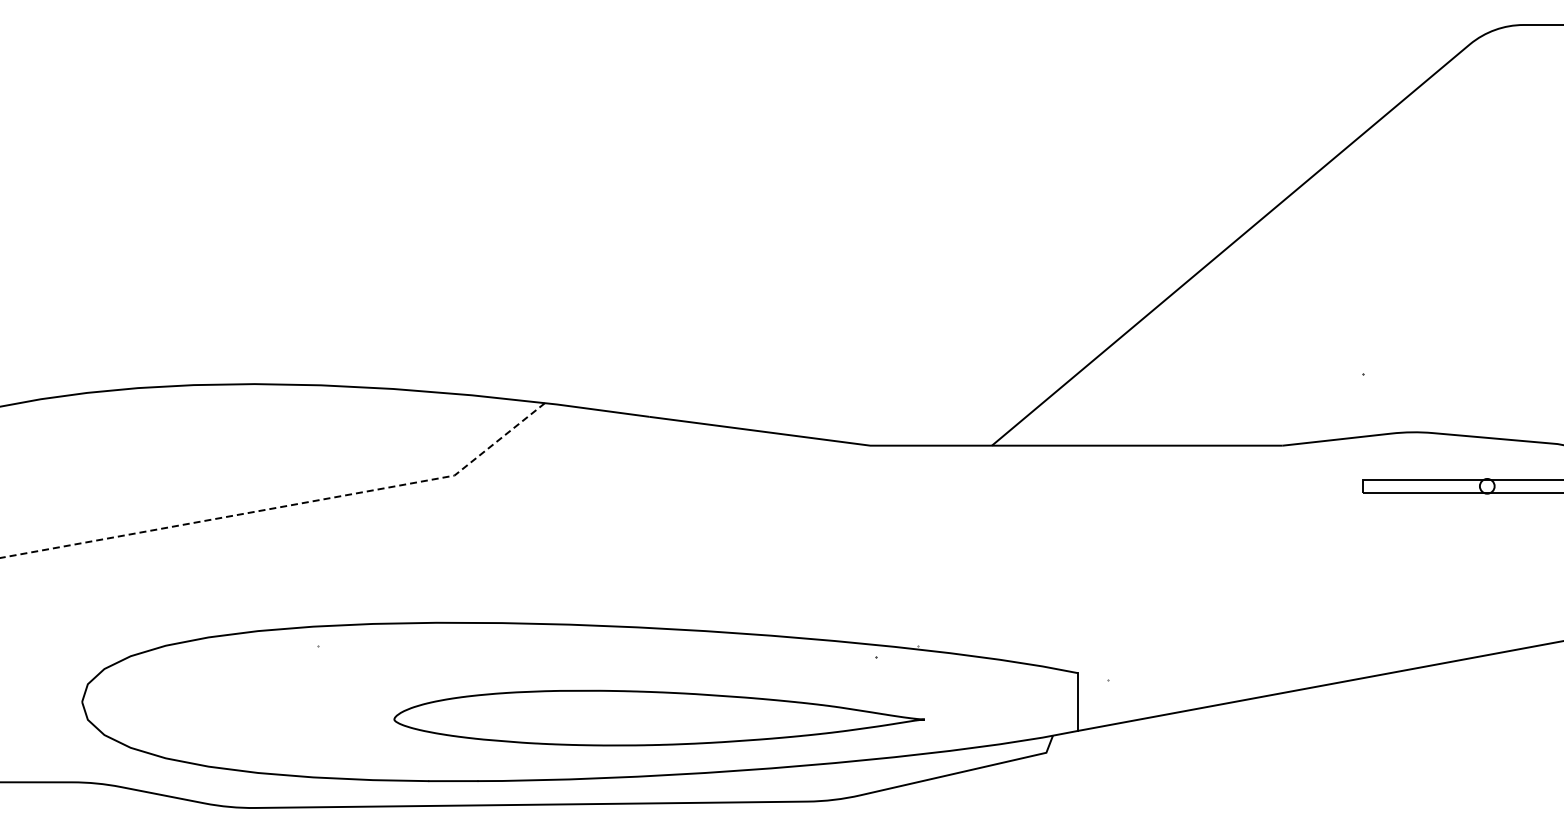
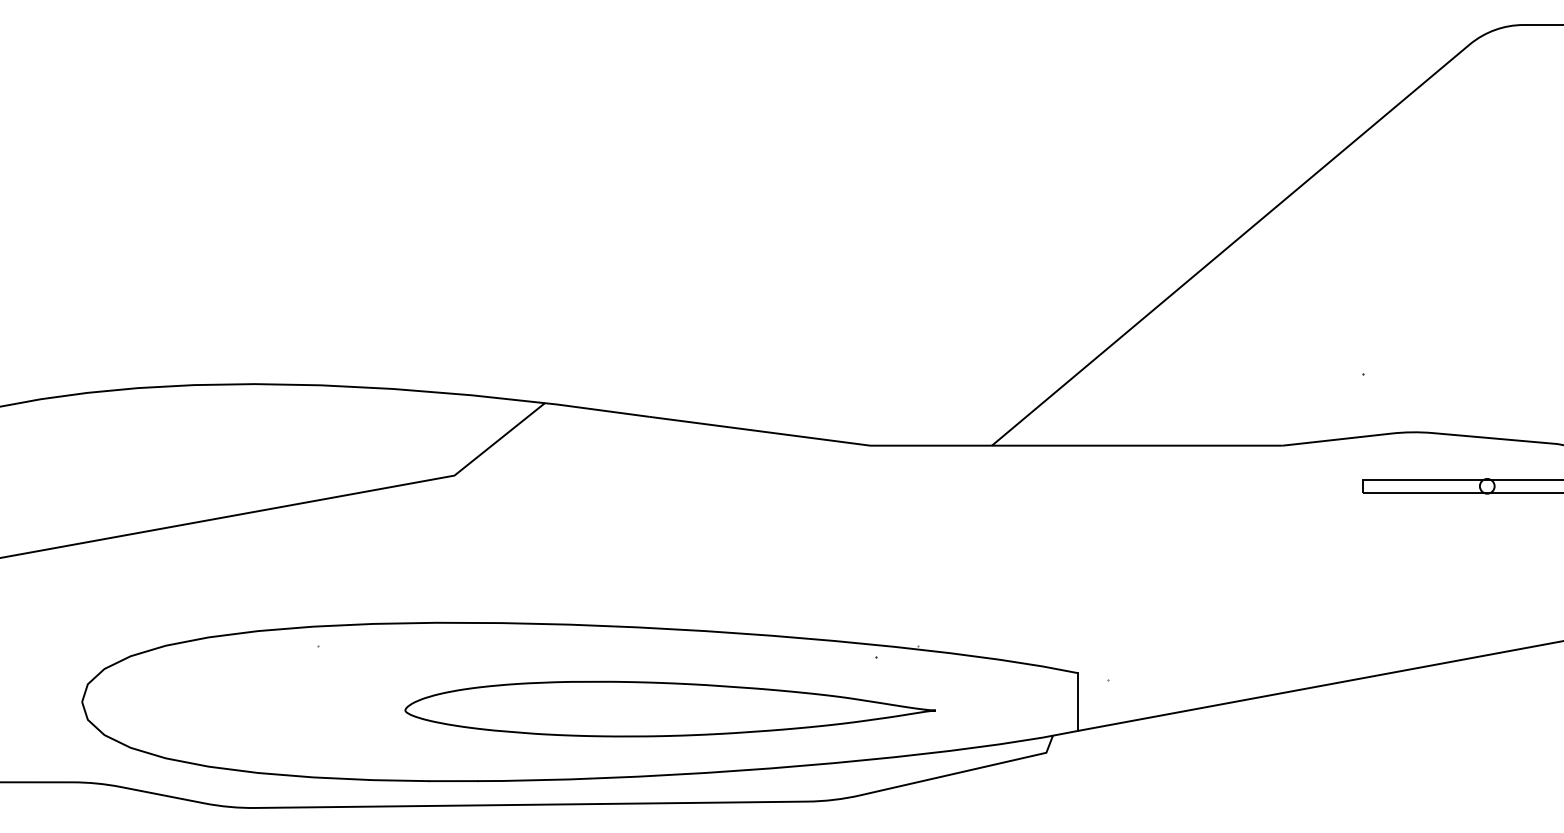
line: dashed -> solid (284, 506)
part position: (658, 717) -> (669, 708) (669, 708)
